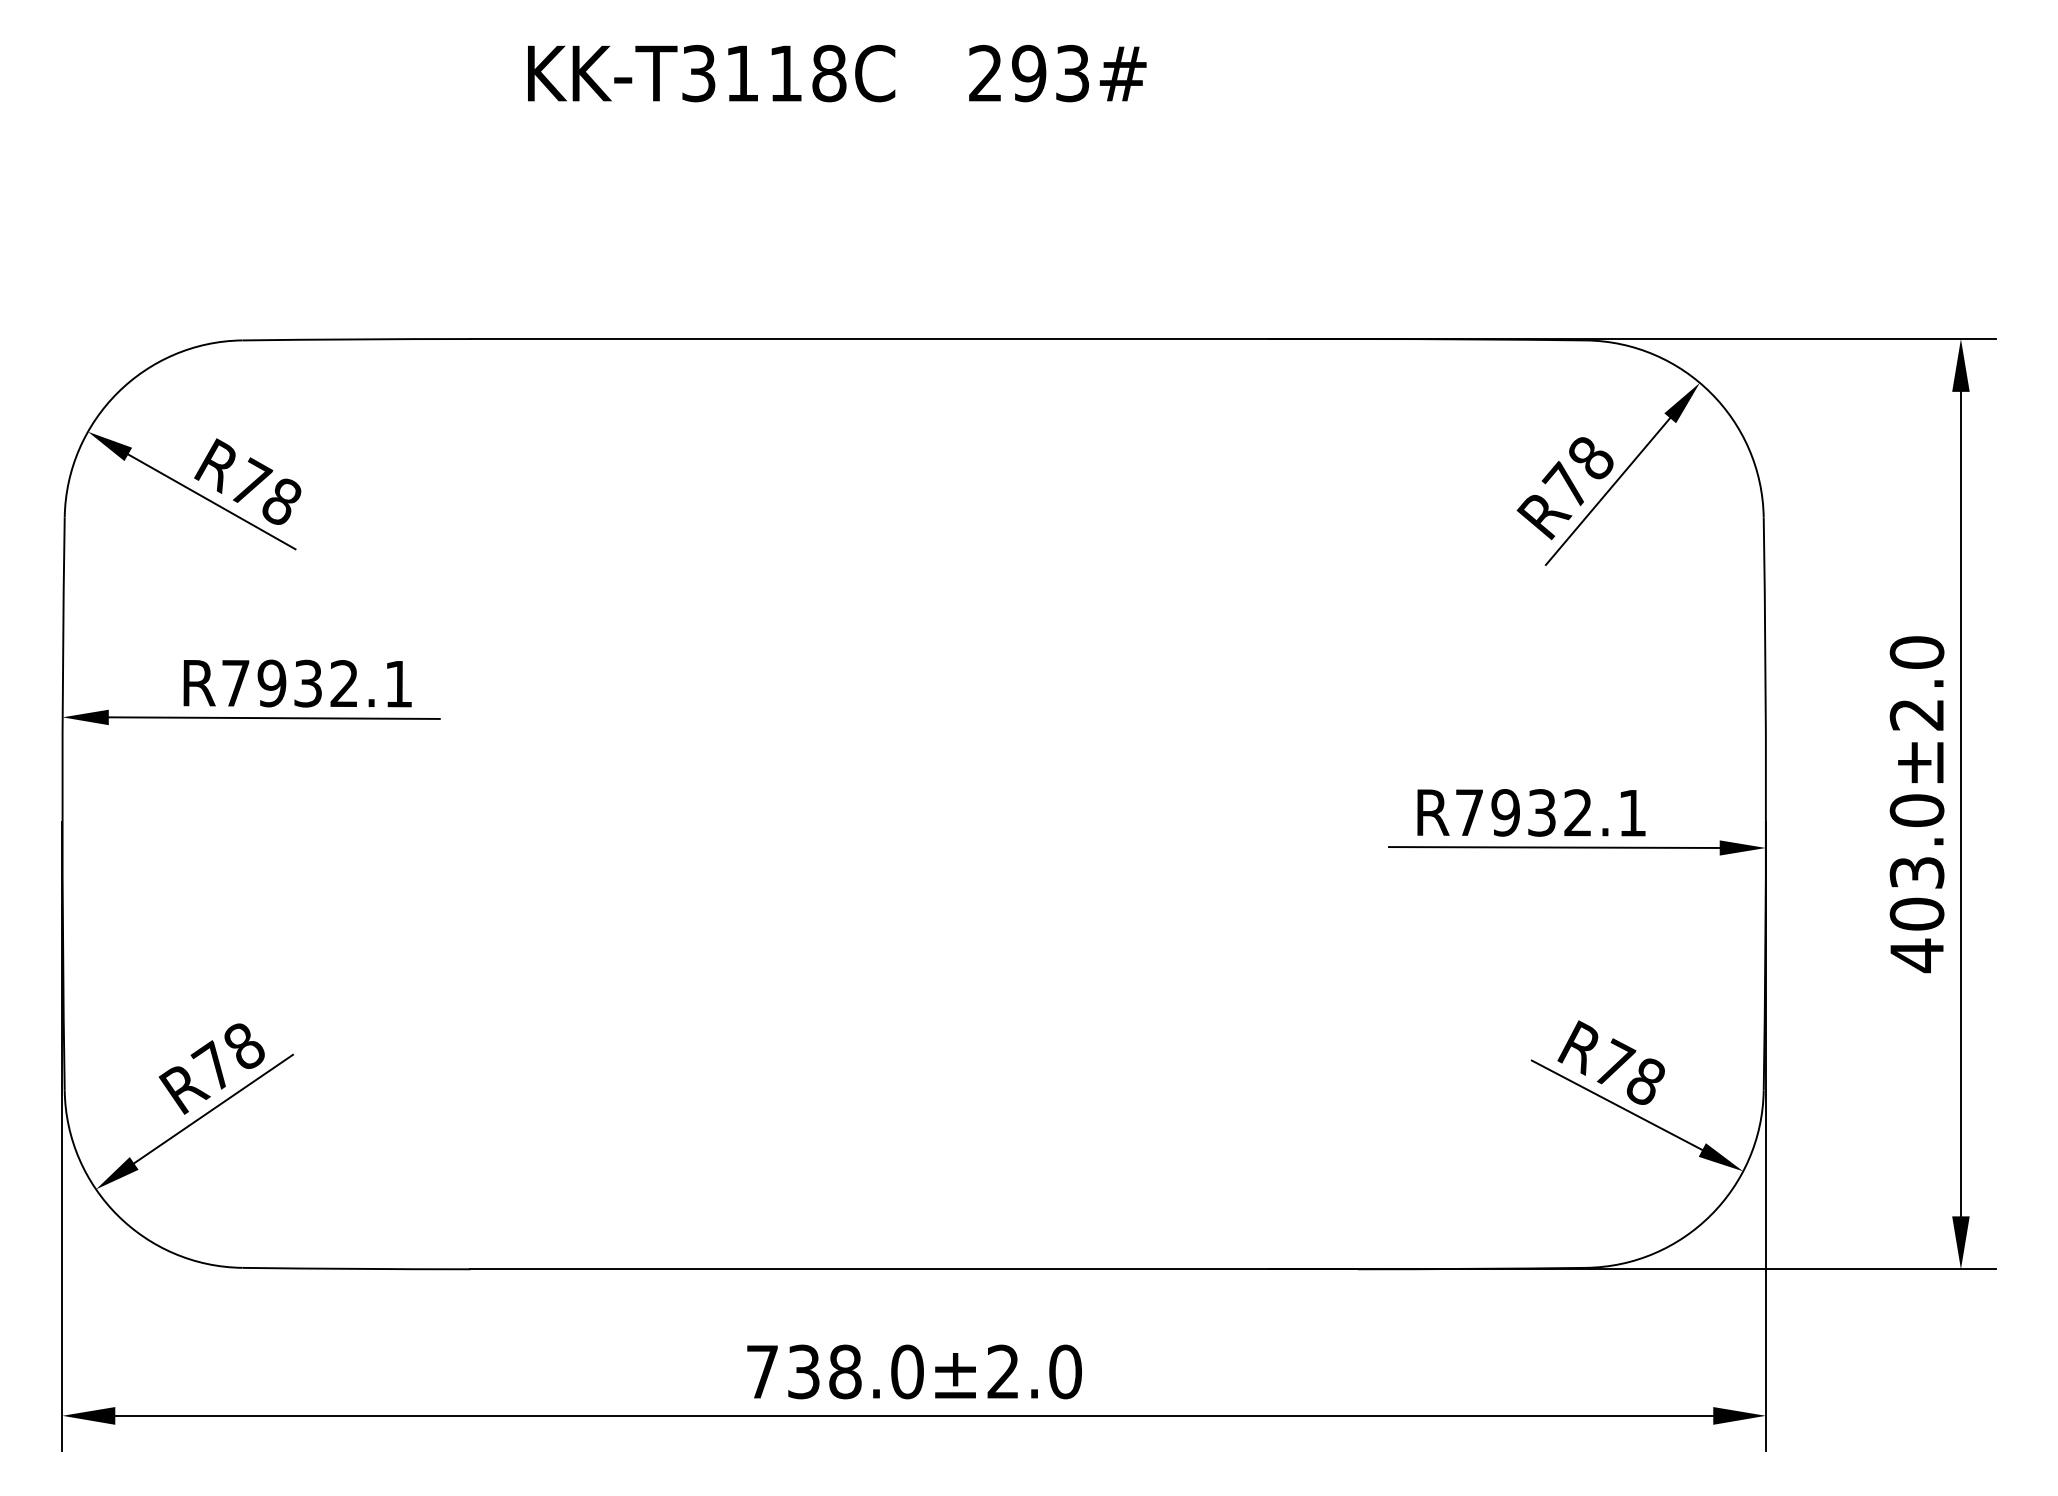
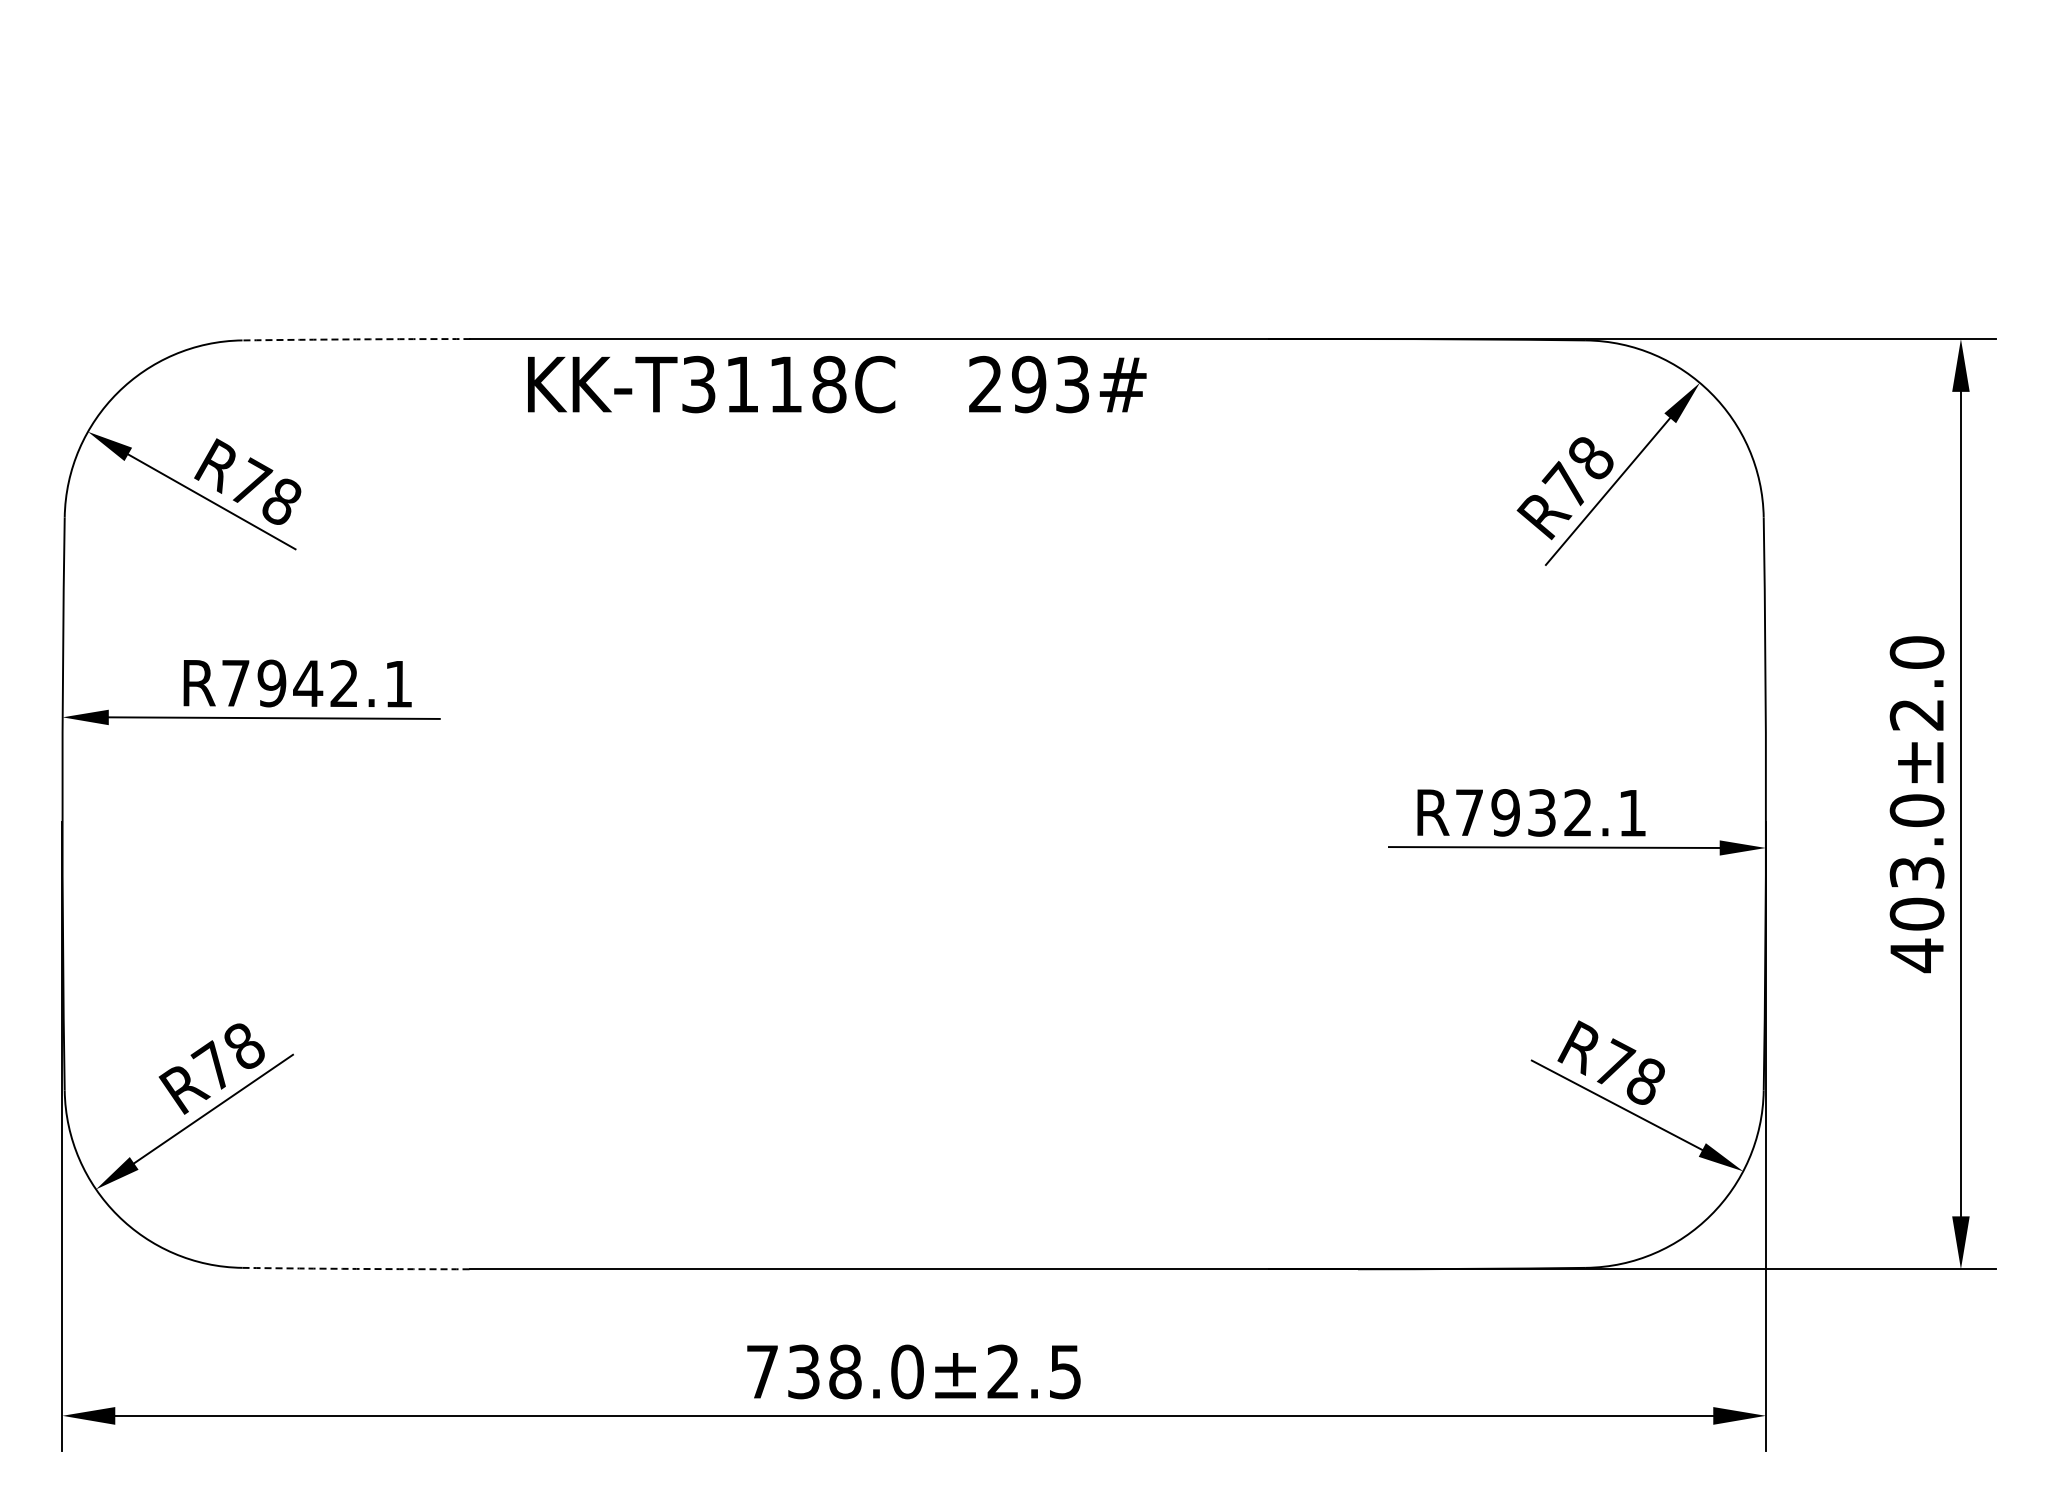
text position: (837, 73) -> (837, 384) (837, 384)
arc: solid -> dashed (356, 339)
text: R7932.1 -> R7942.1 (308, 683)
arc: solid -> dashed (356, 1268)
text: 738.0±2.0 -> 738.0±2.5 (1065, 1371)
